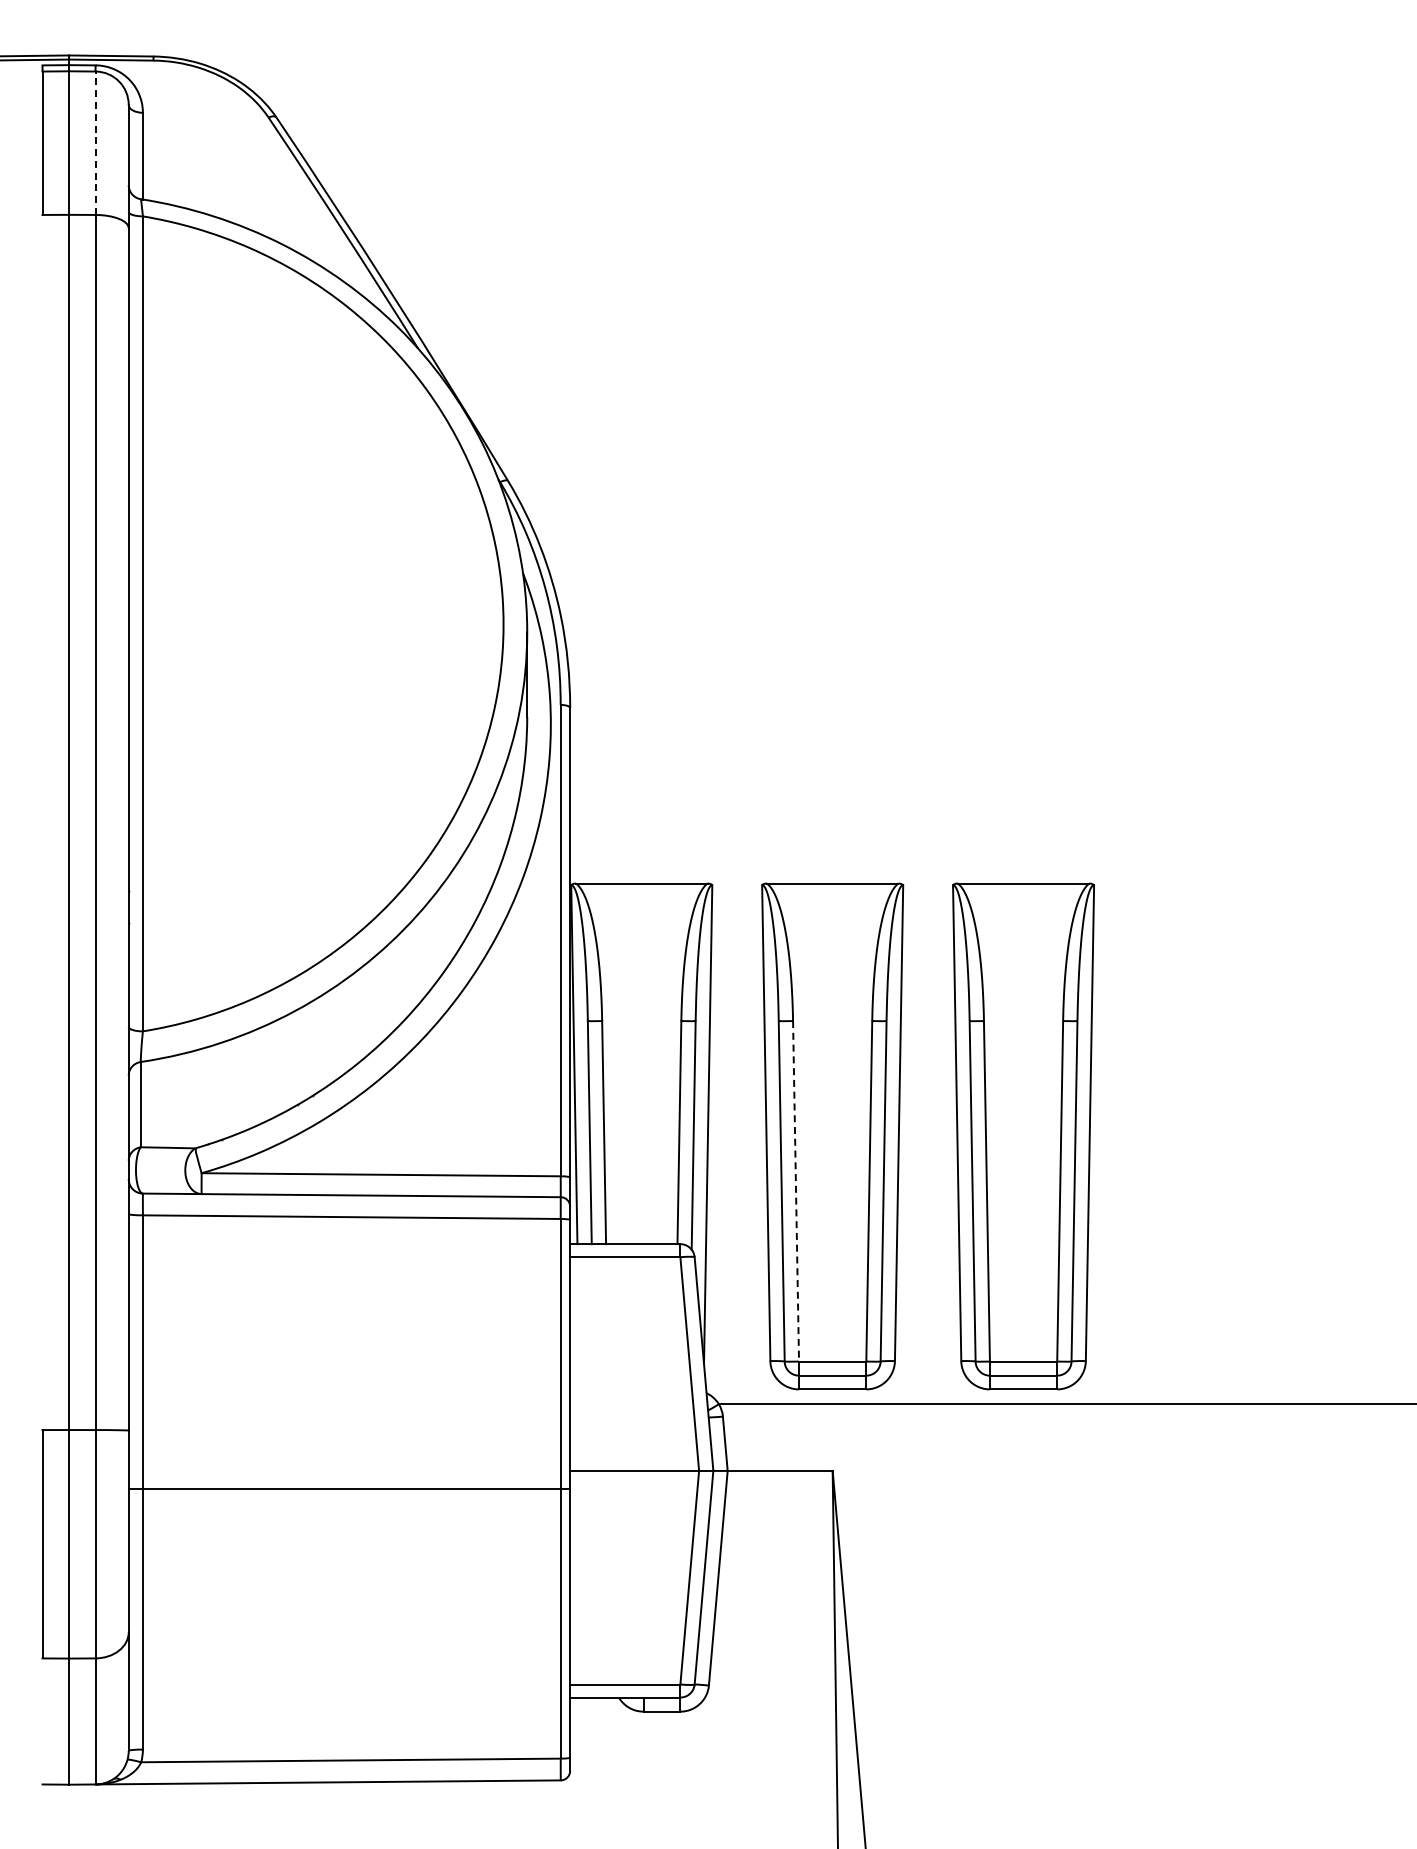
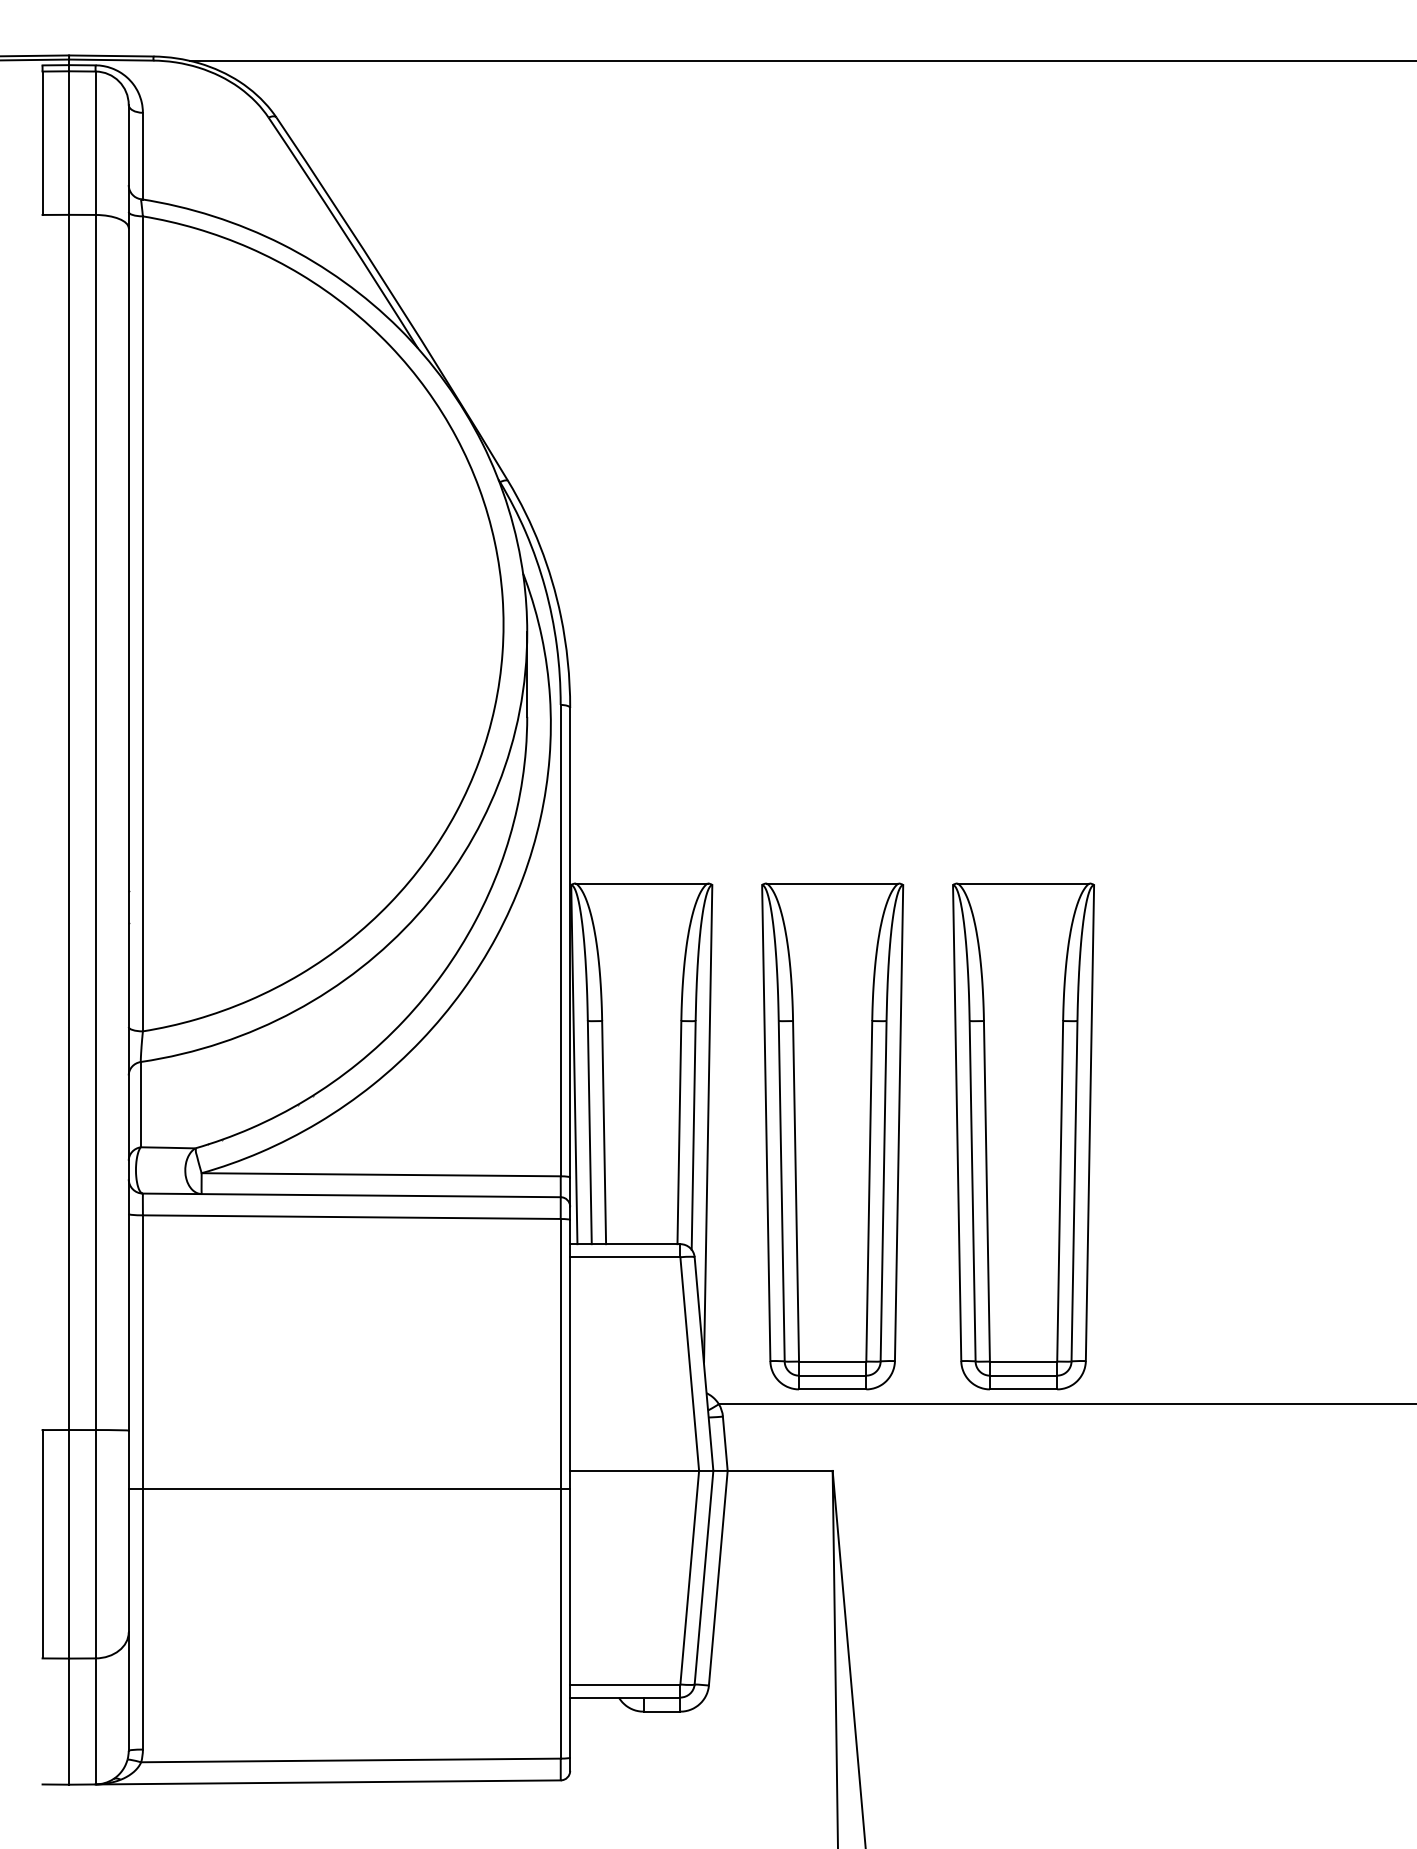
line: none -> present (801, 60)
line: dashed -> solid (95, 143)
line: dashed -> solid (796, 1191)
